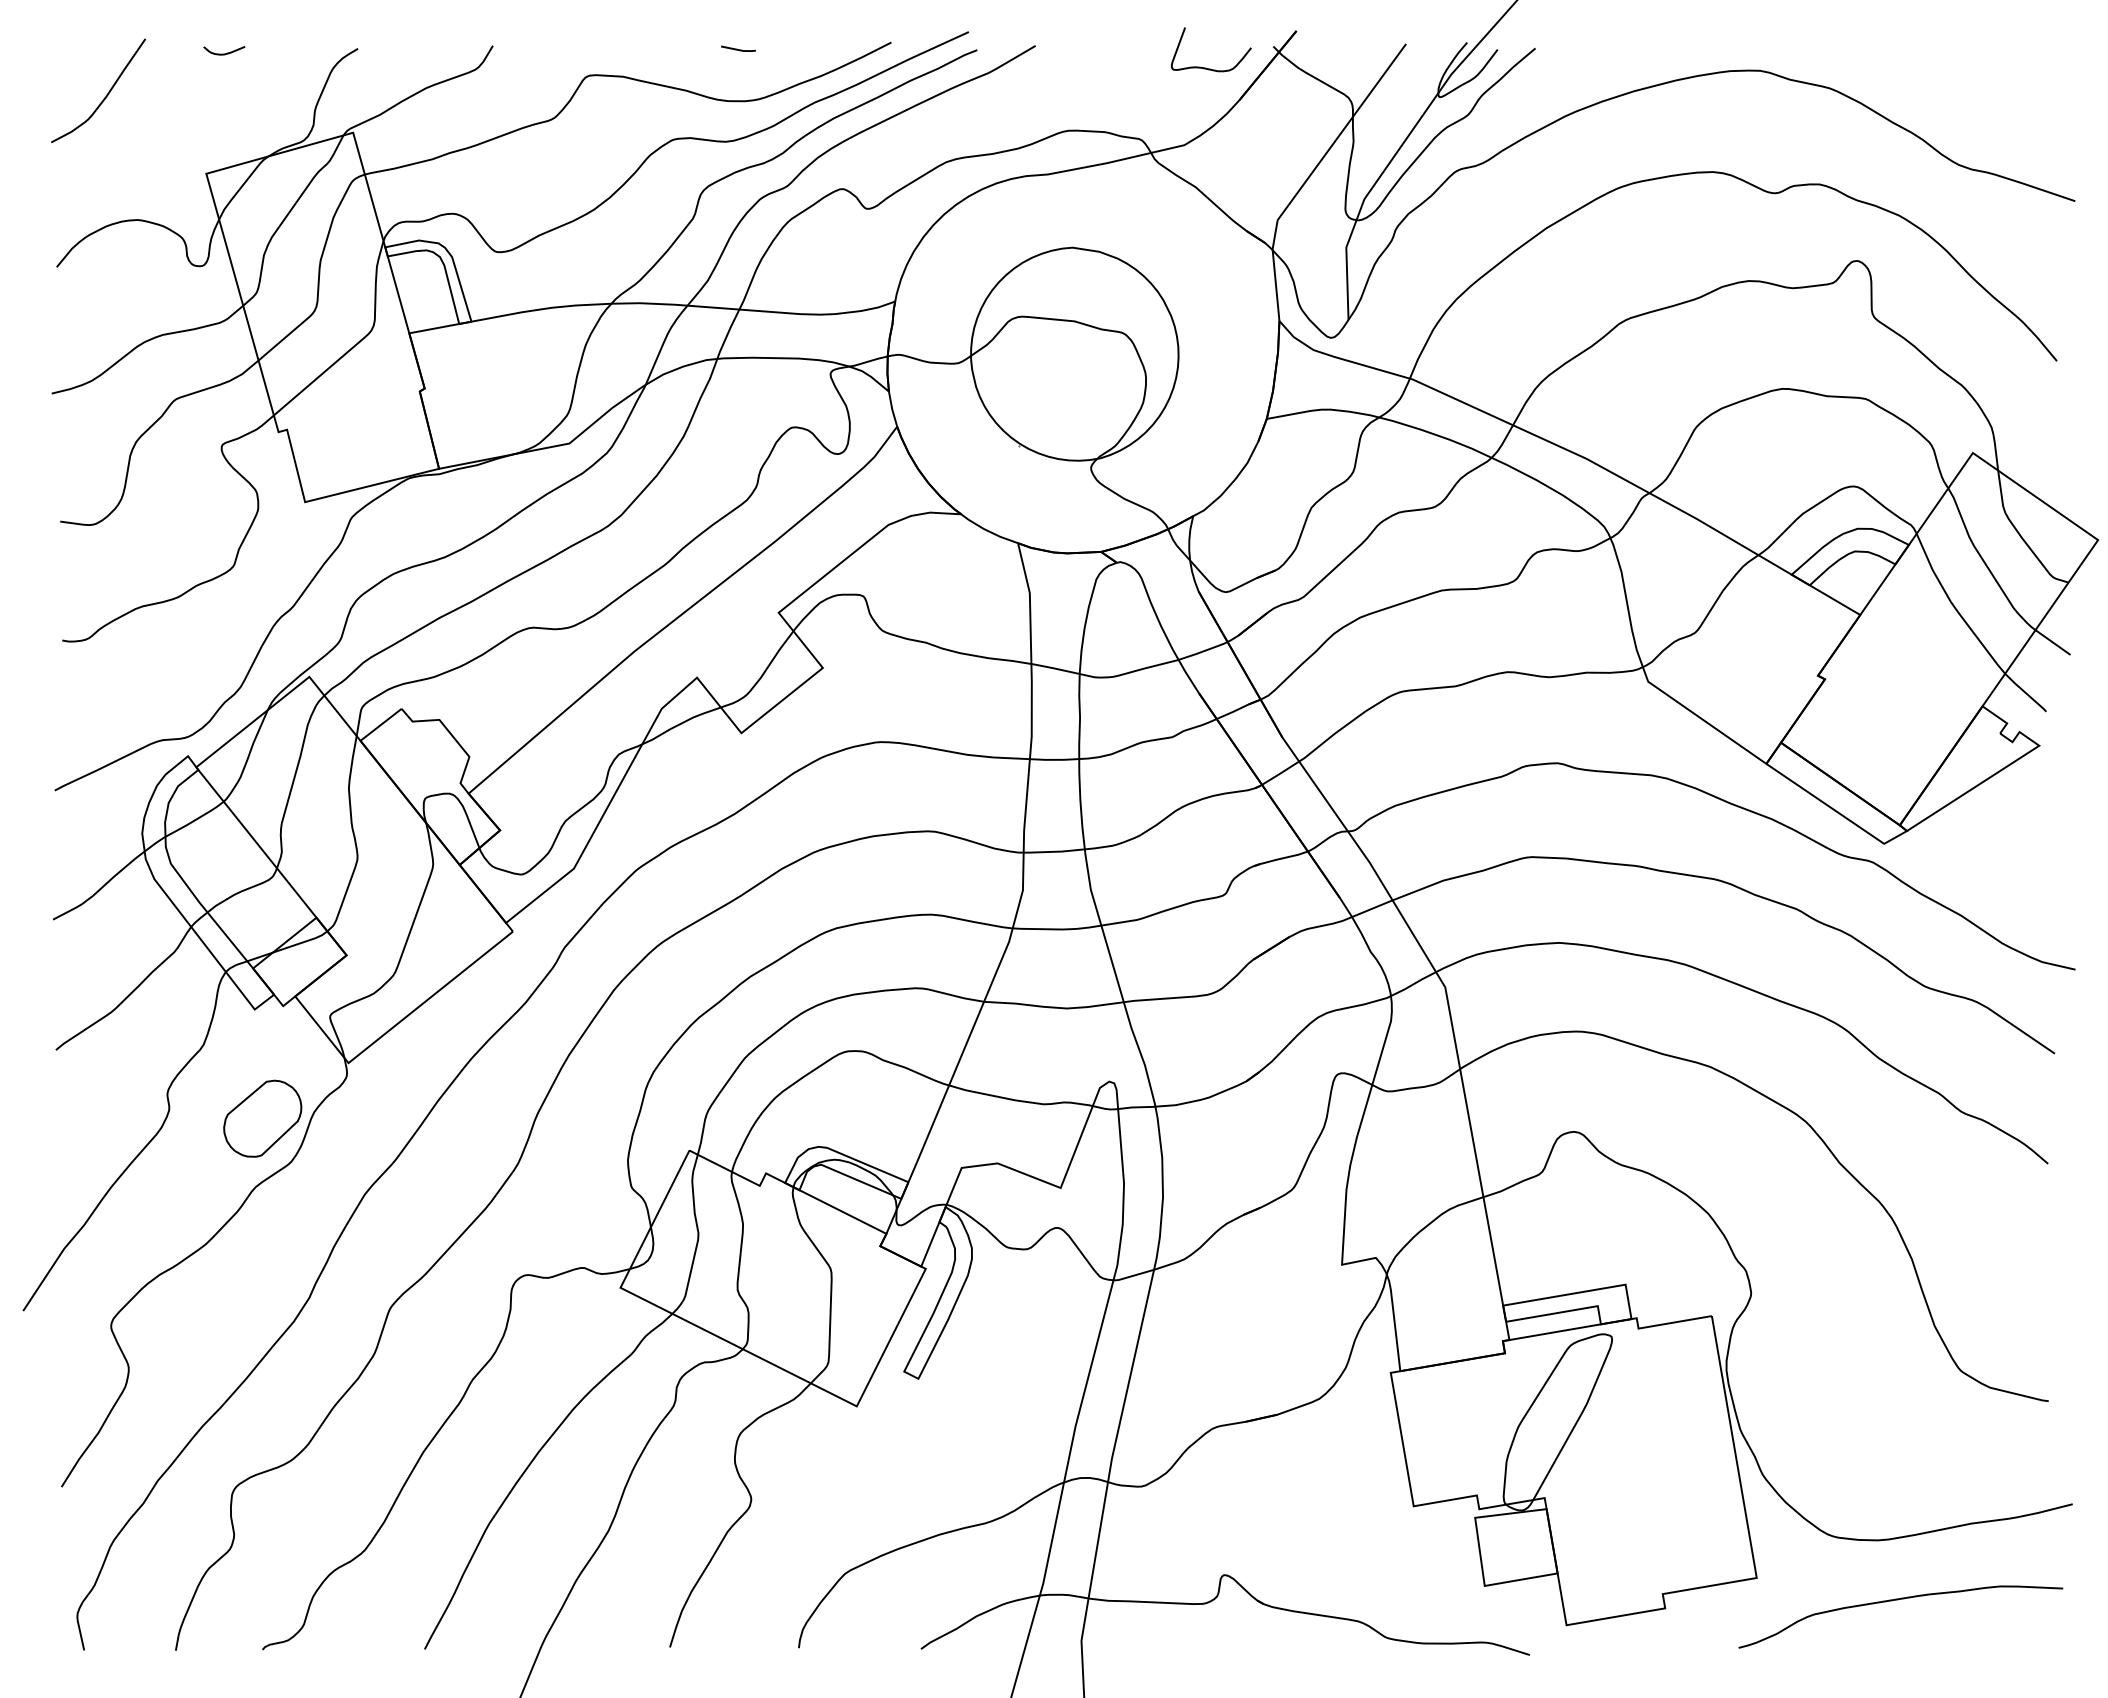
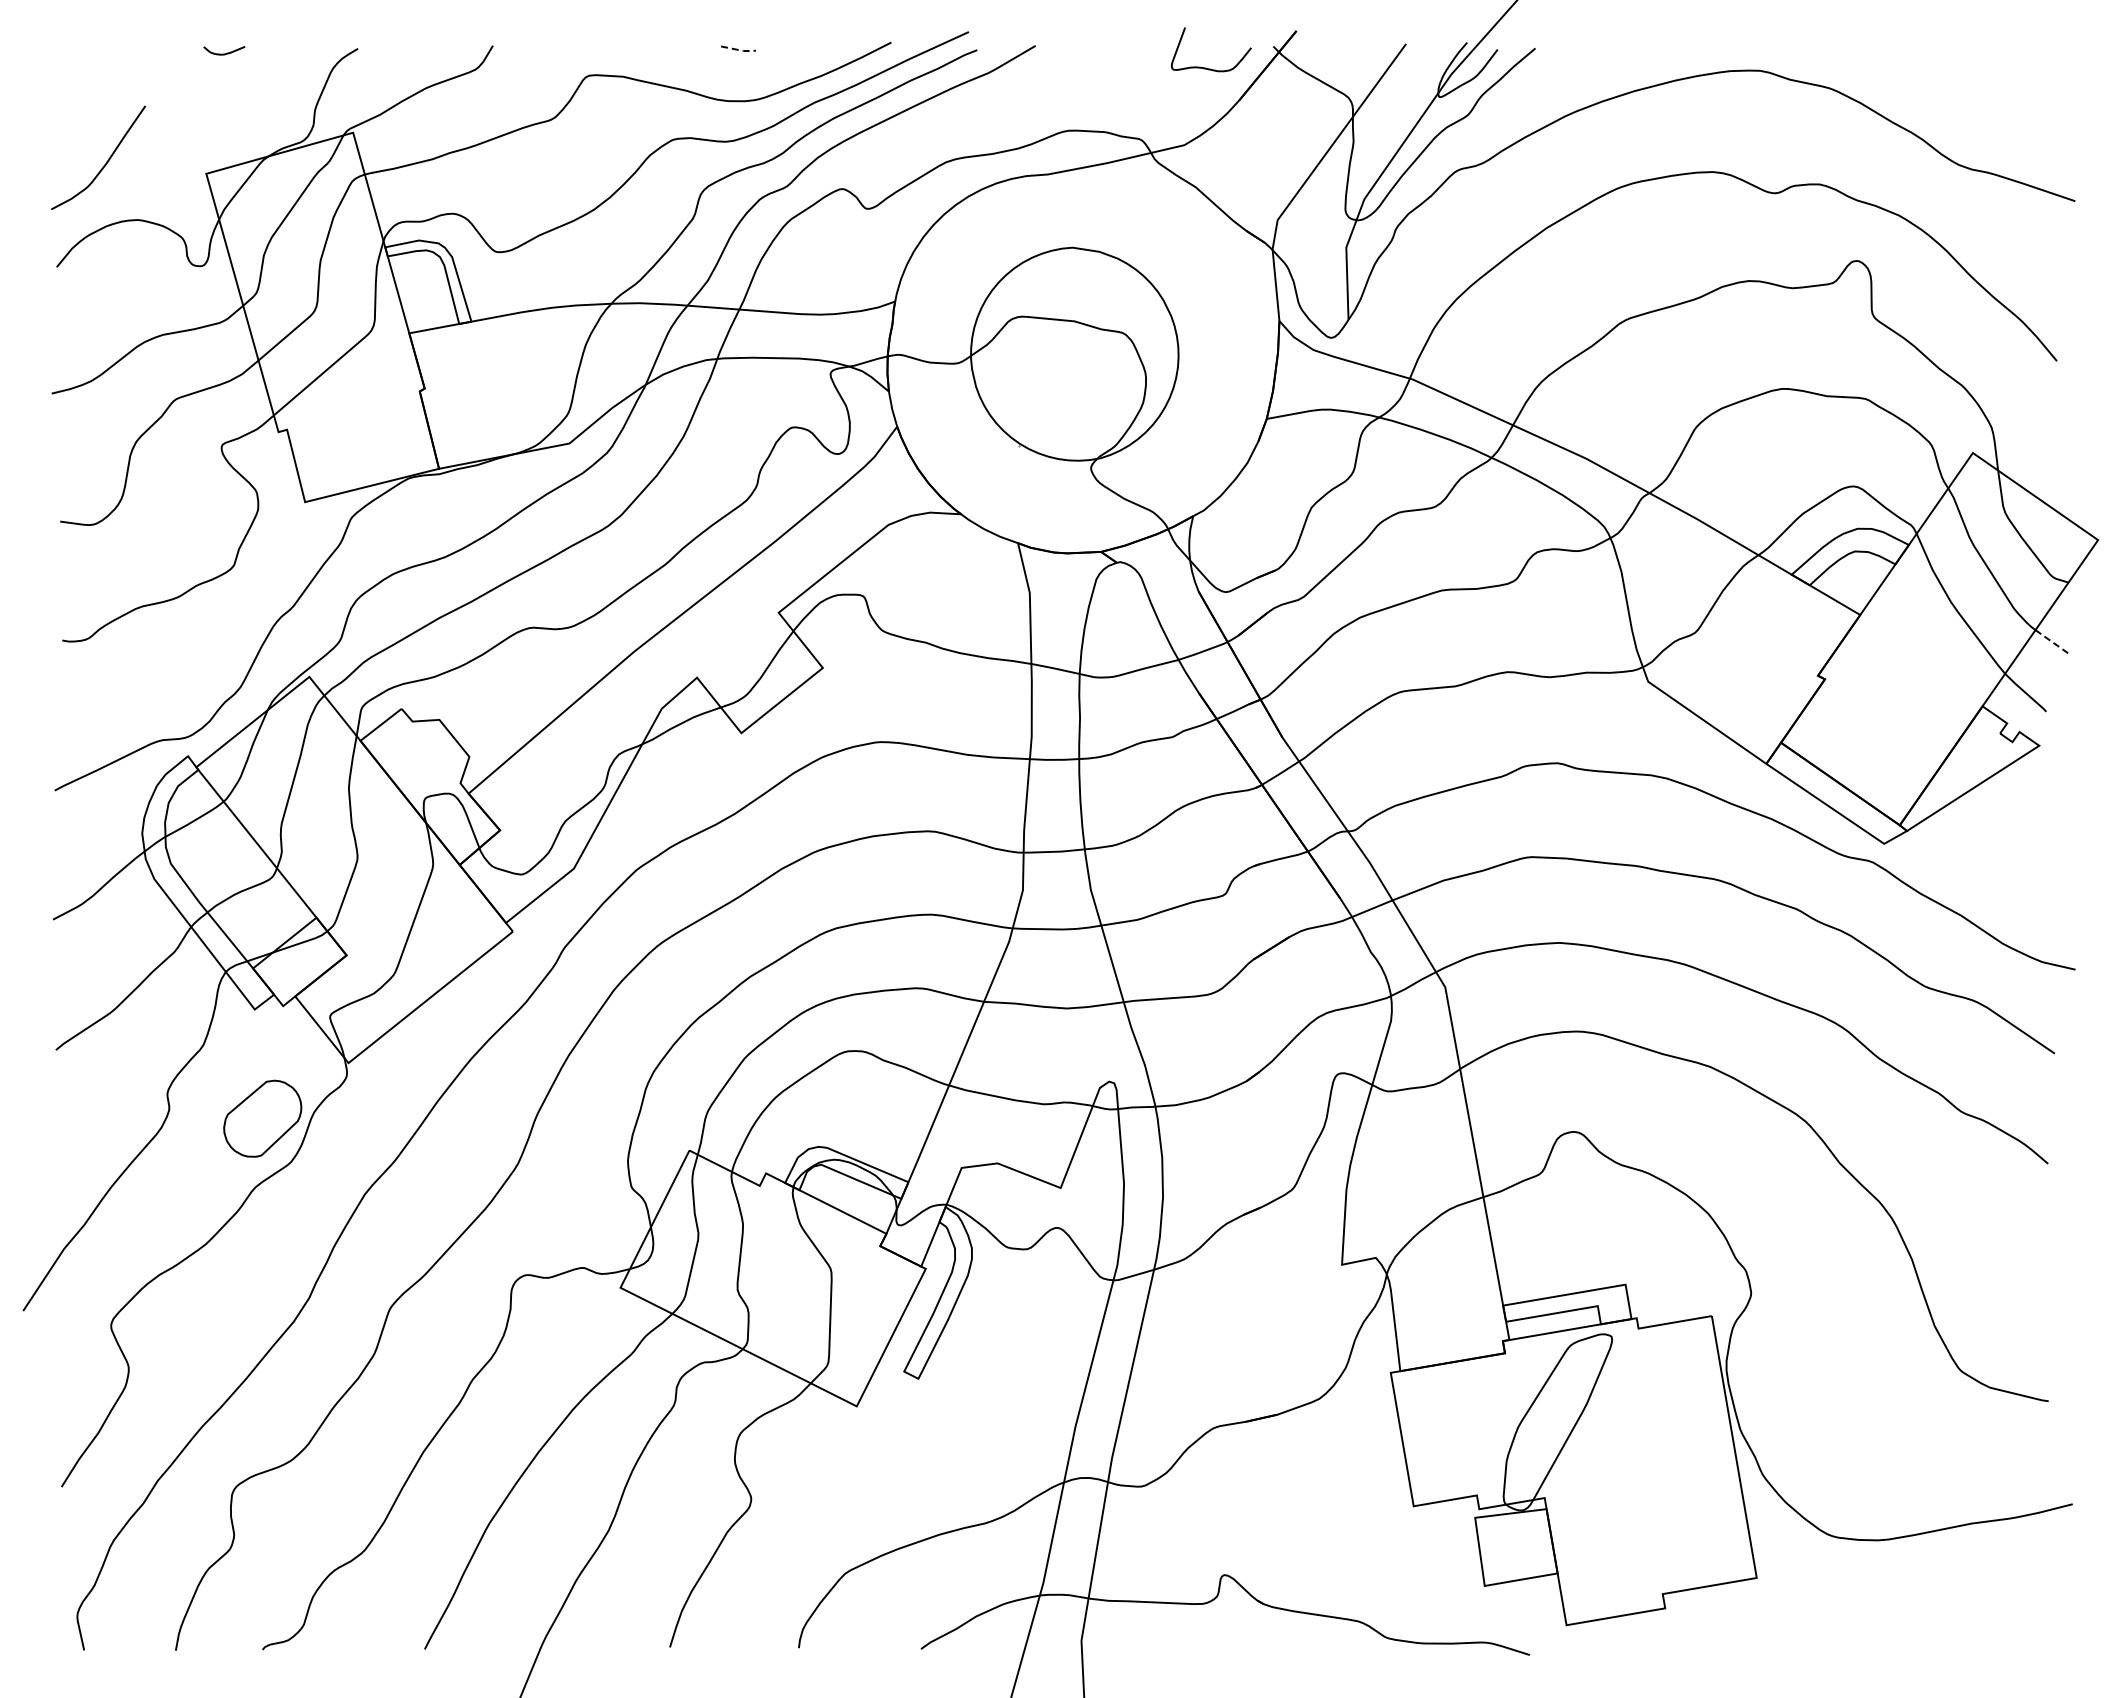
line: solid -> dashed (740, 50)
curve position: (106, 94) -> (106, 161) (106, 161)
line: solid -> dashed (2053, 642)
curve: present -> none (1898, 1600)
